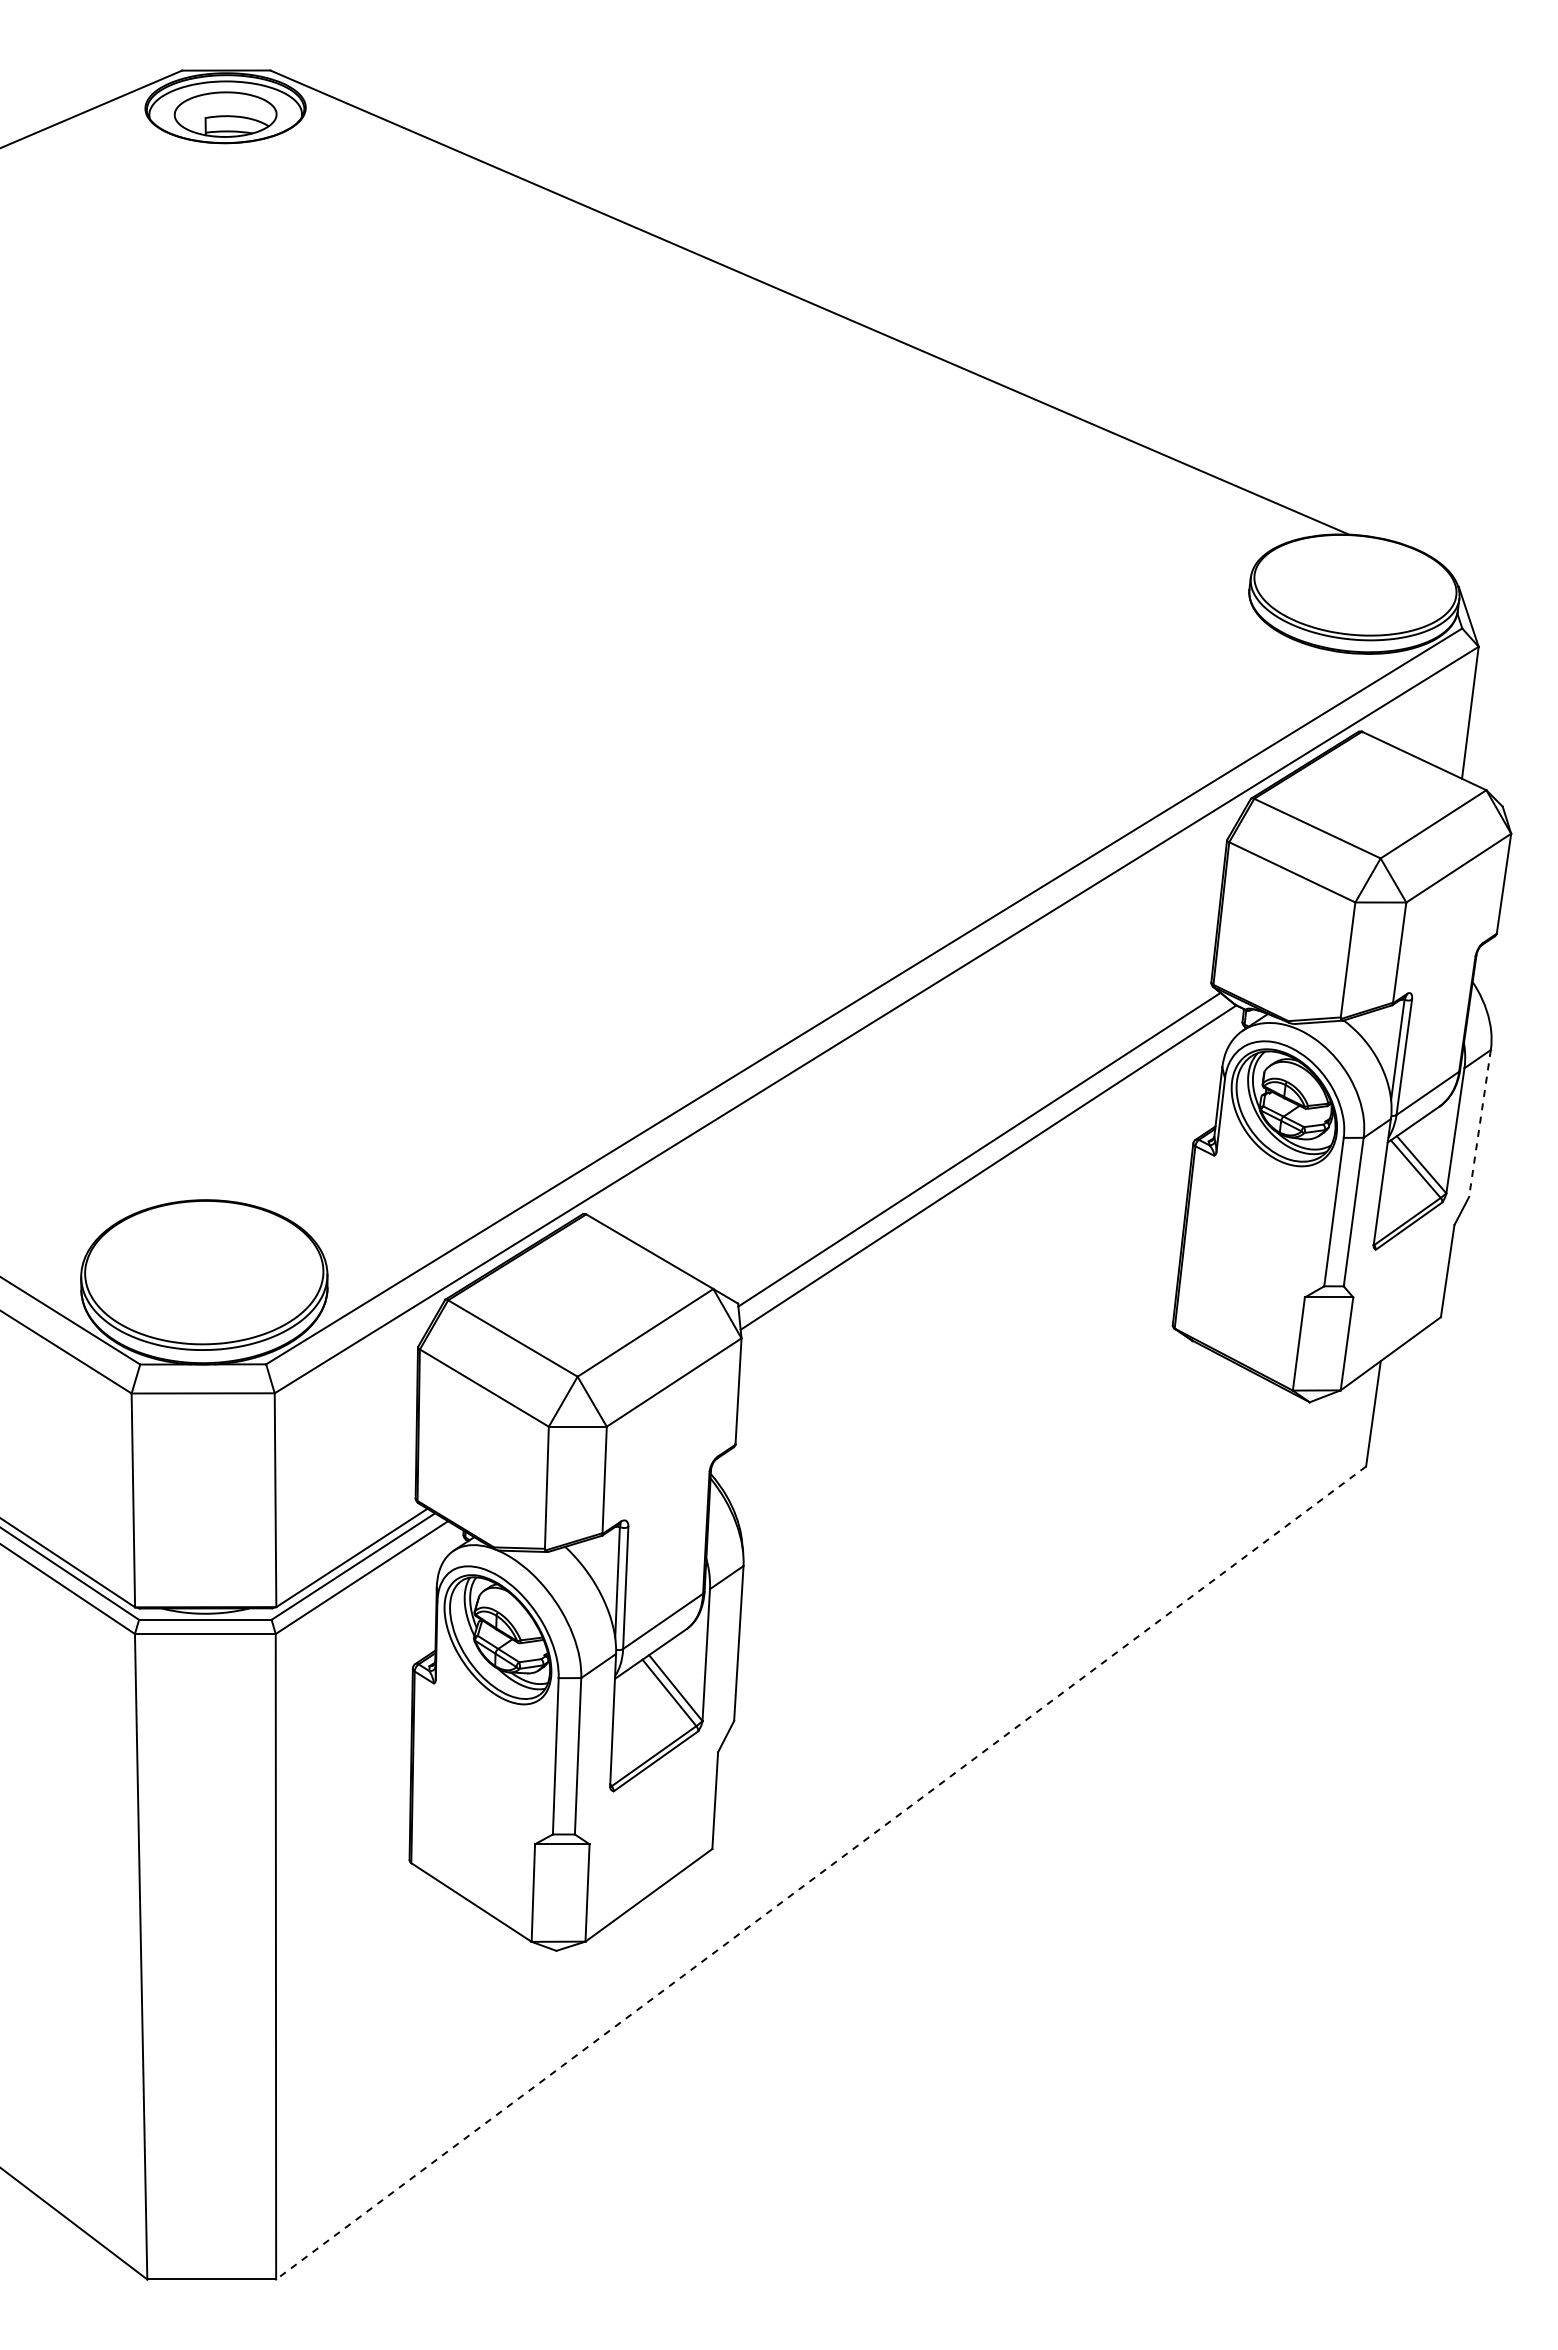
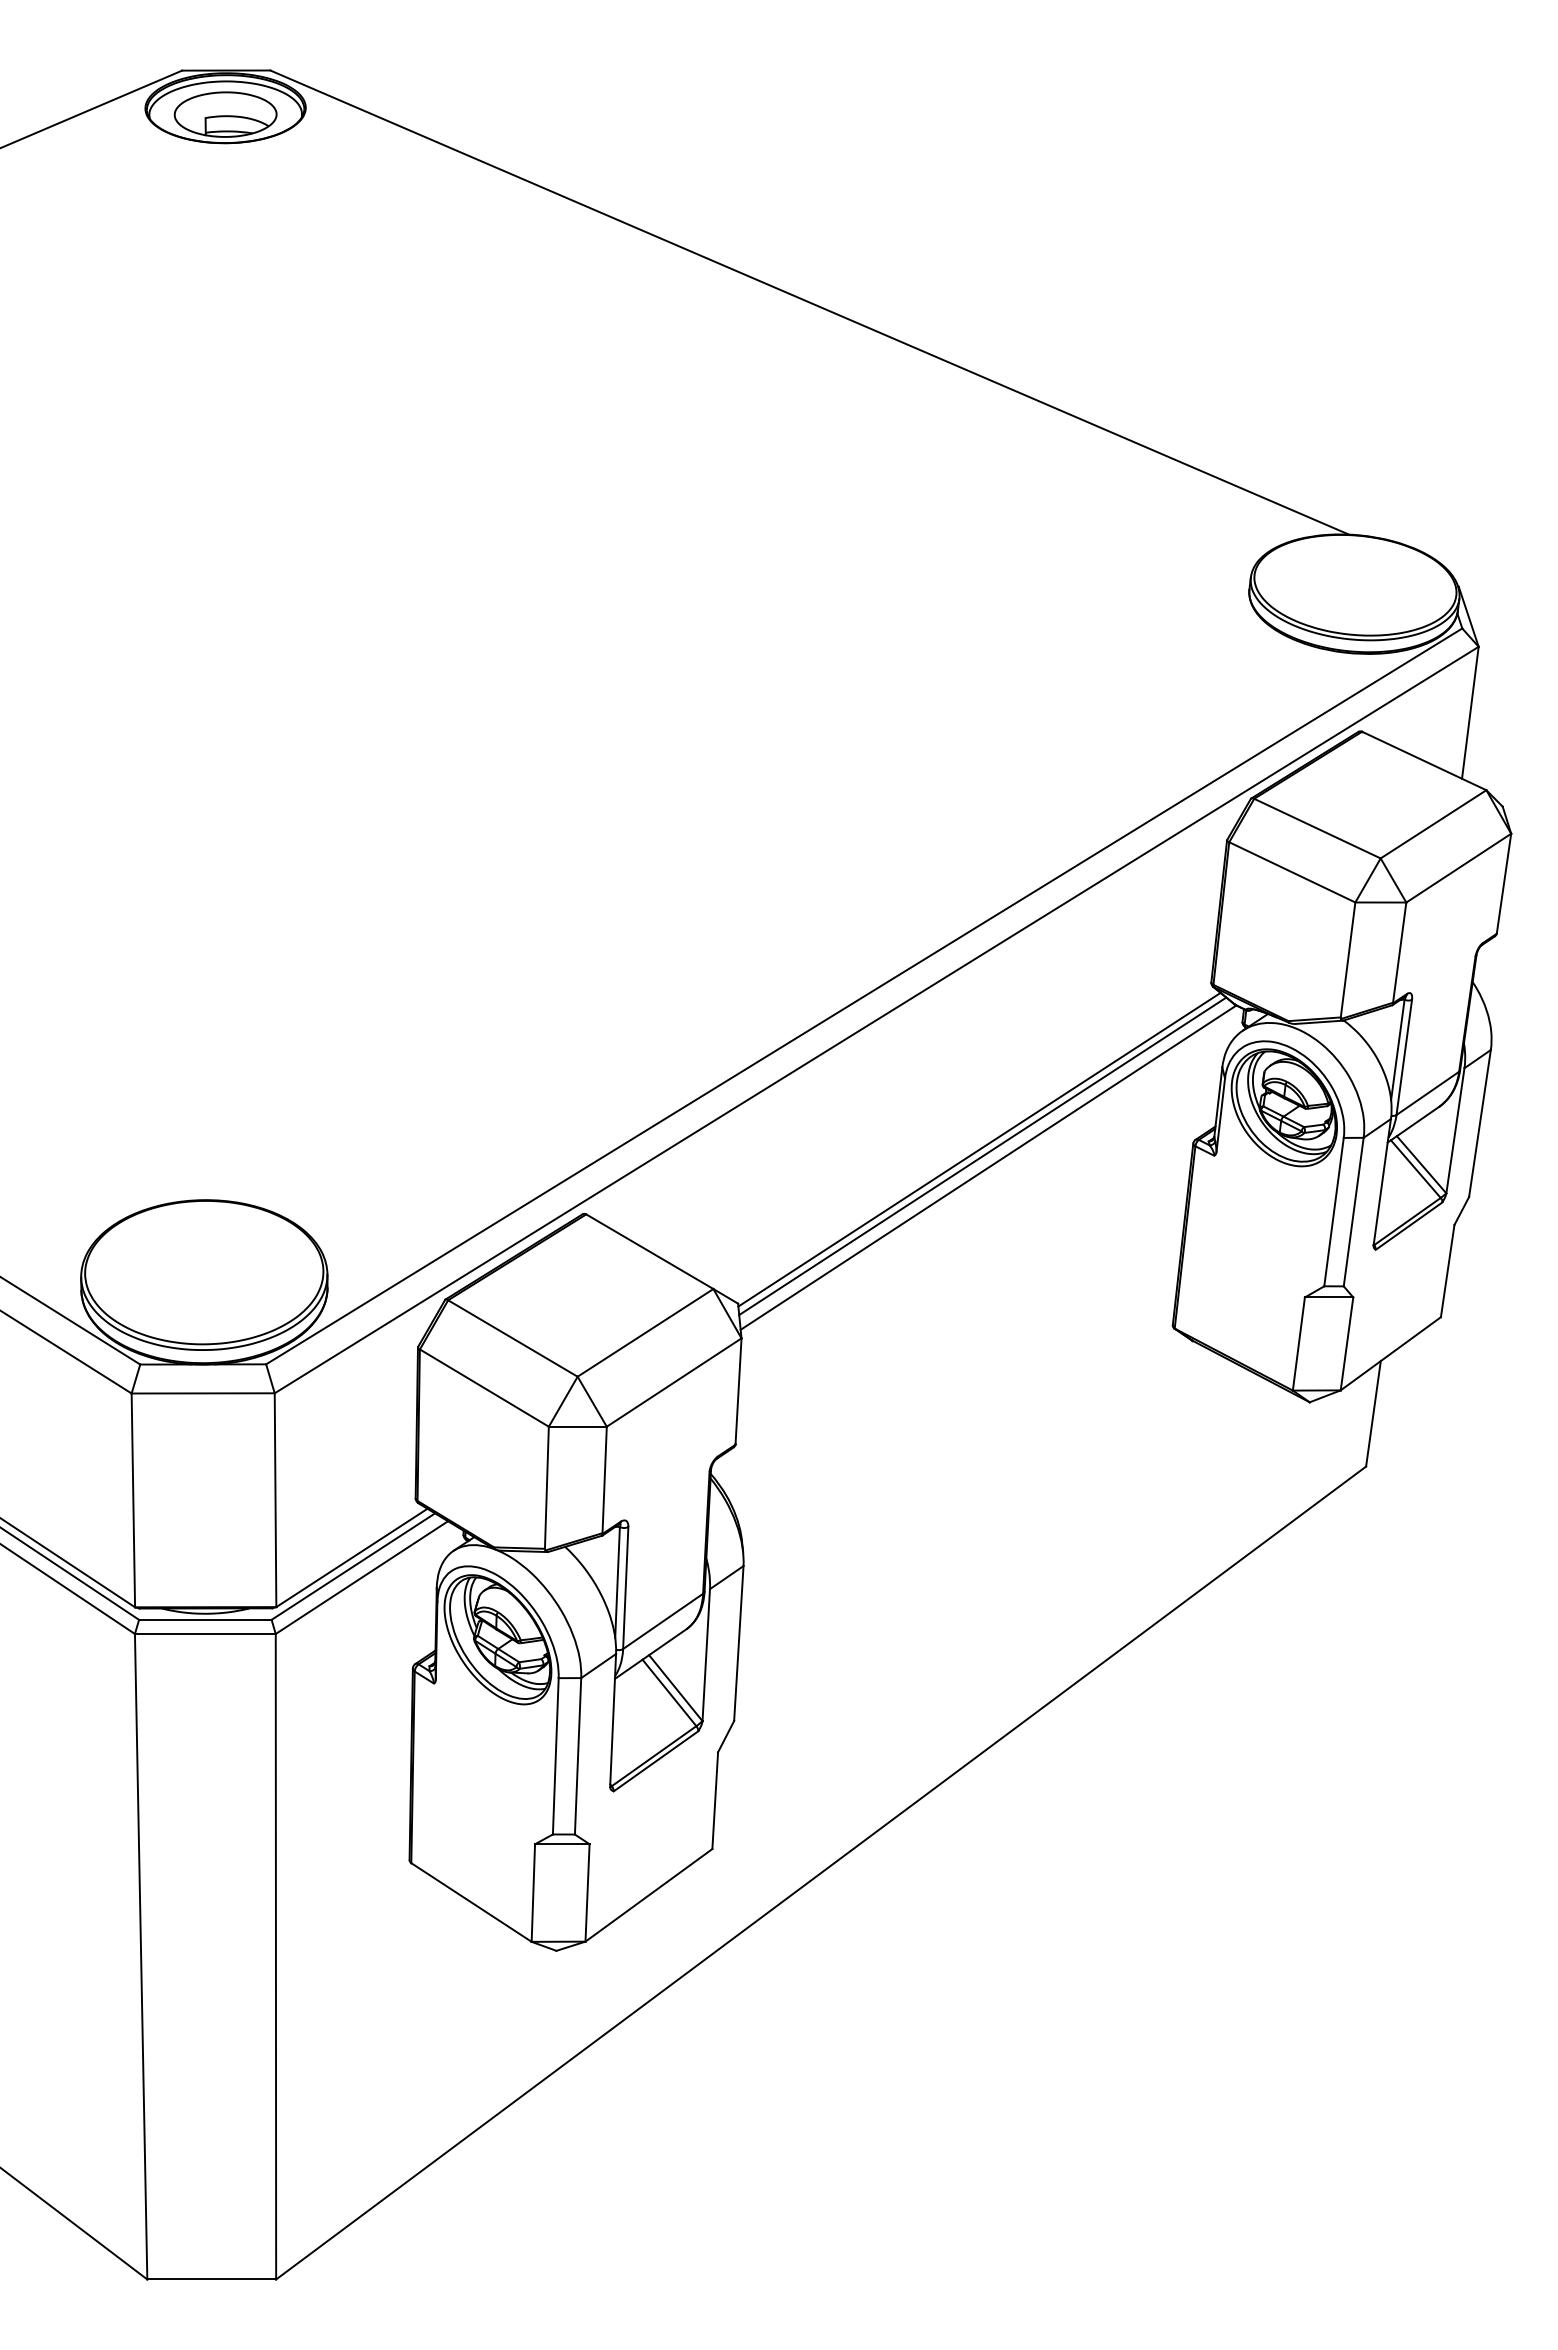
line: dashed -> solid (1479, 1124)
line: none -> present (982, 1156)
line: dashed -> solid (821, 1873)
